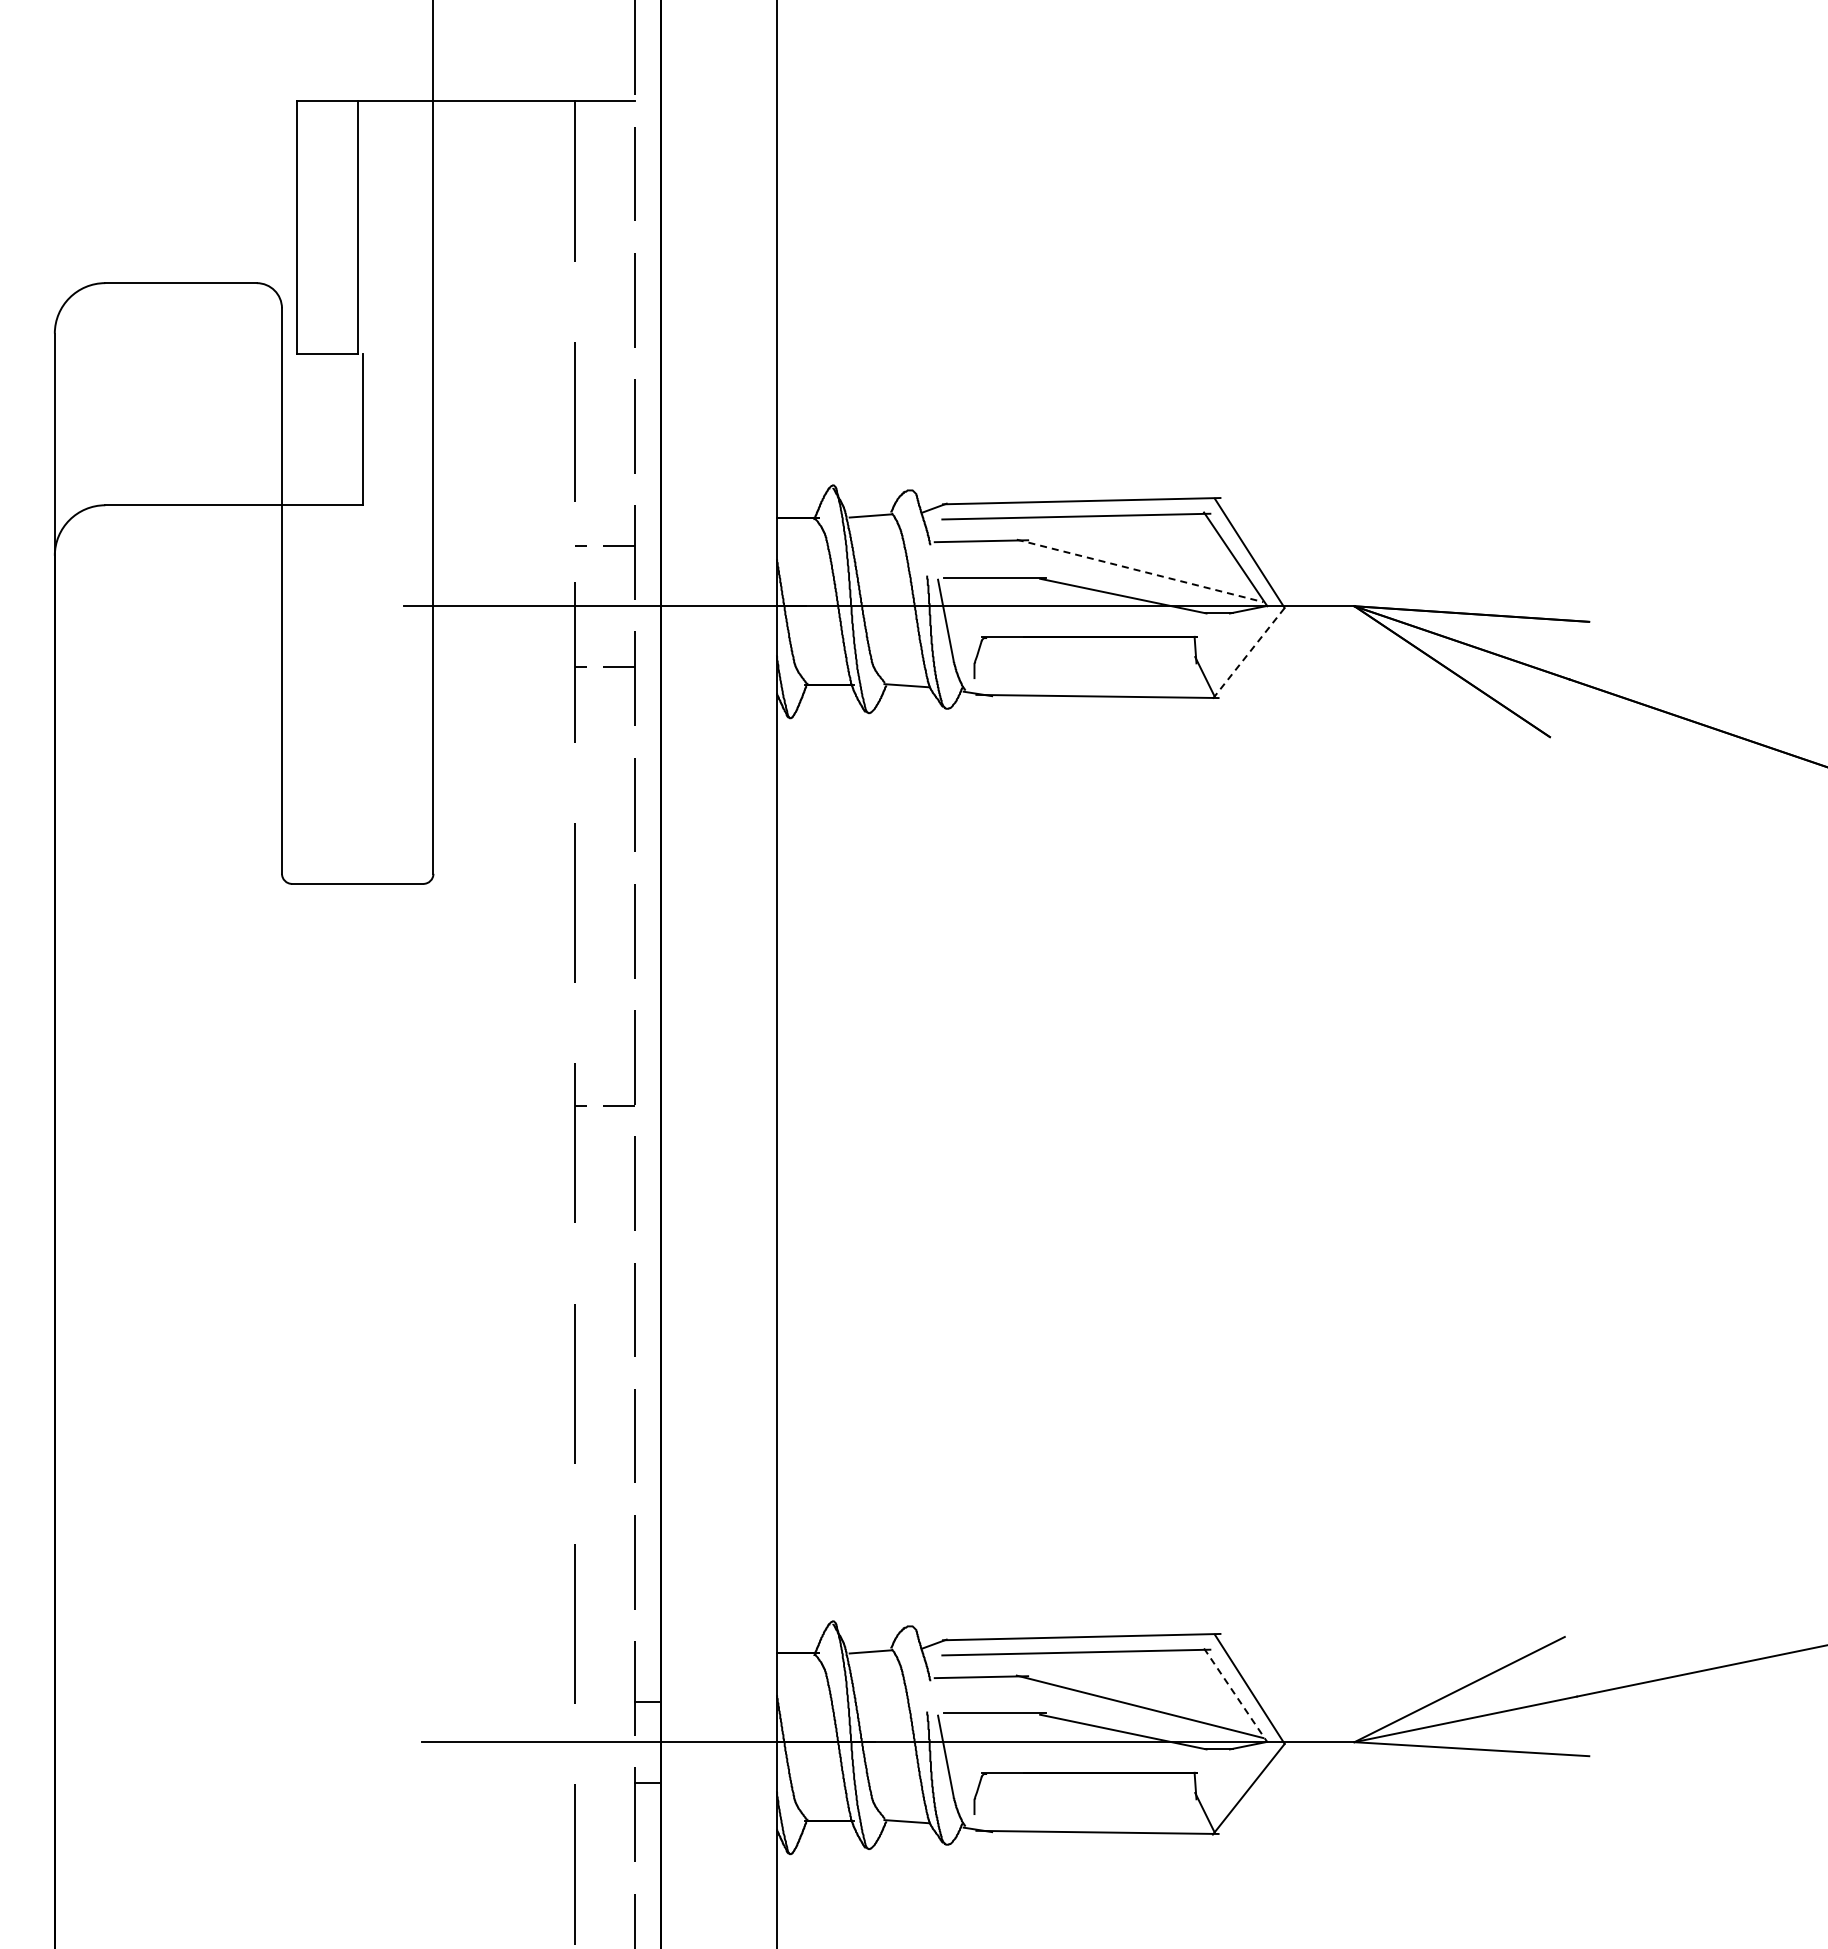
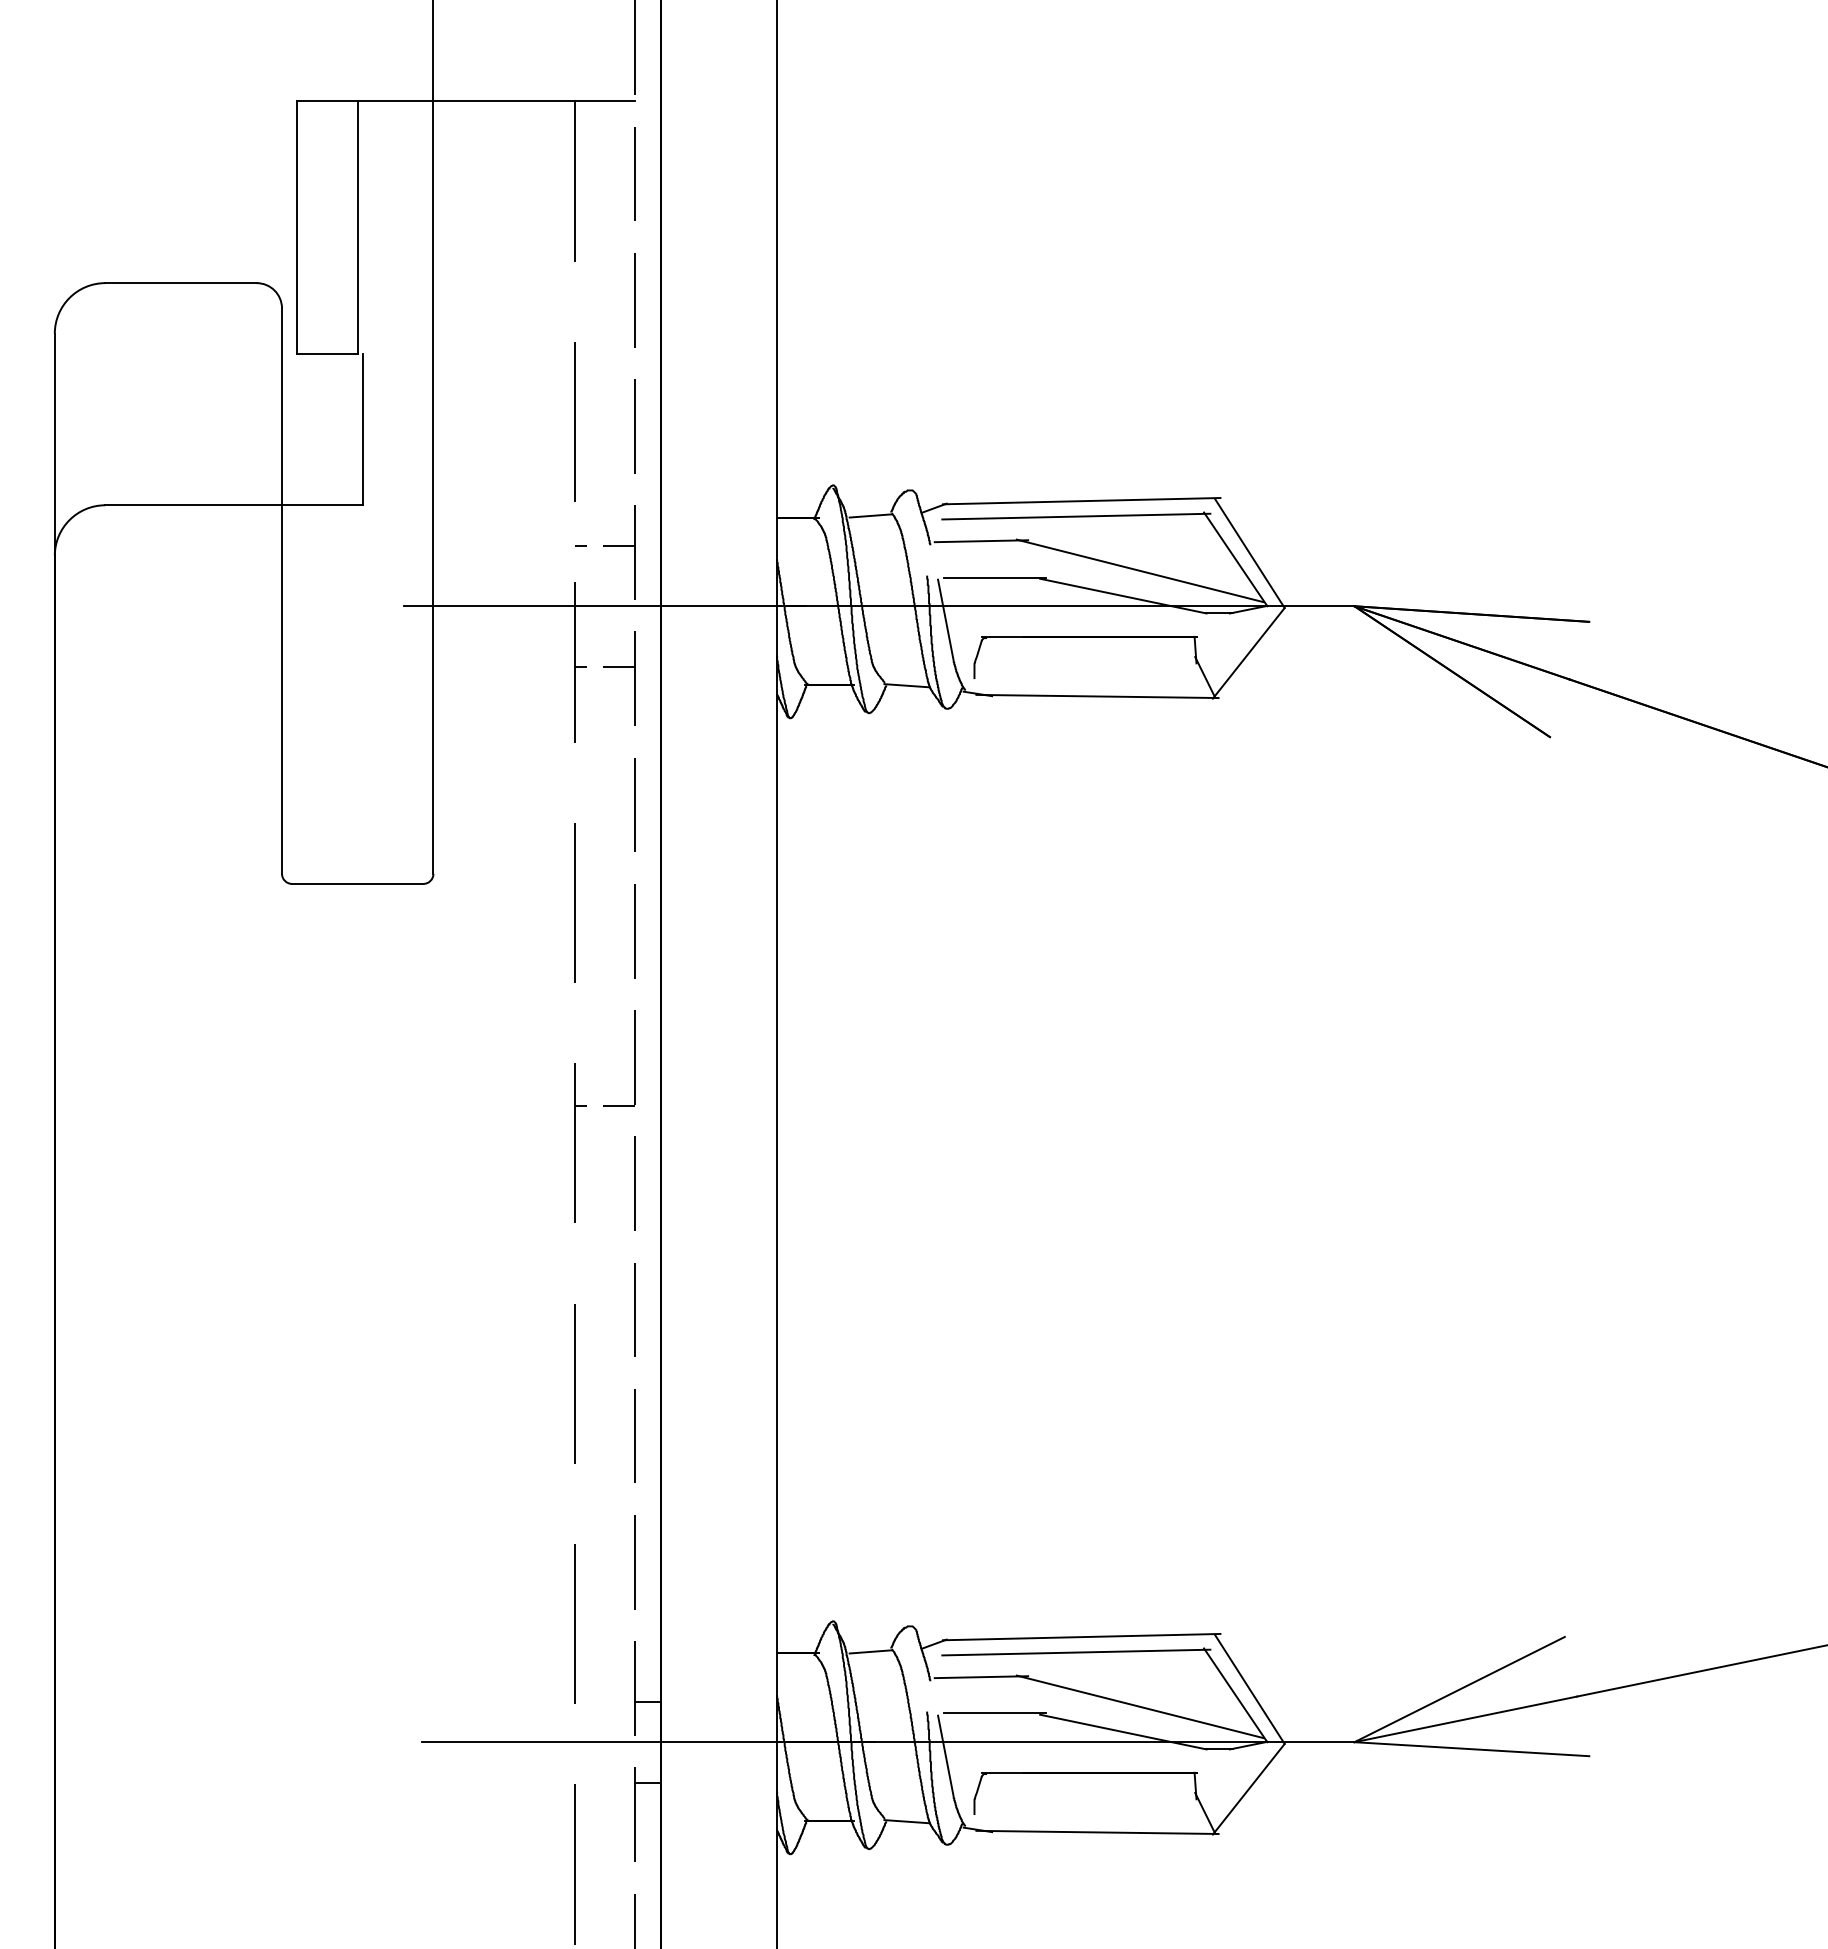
line: dashed -> solid (1140, 571)
line: dashed -> solid (1248, 653)
line: dashed -> solid (1235, 1695)
